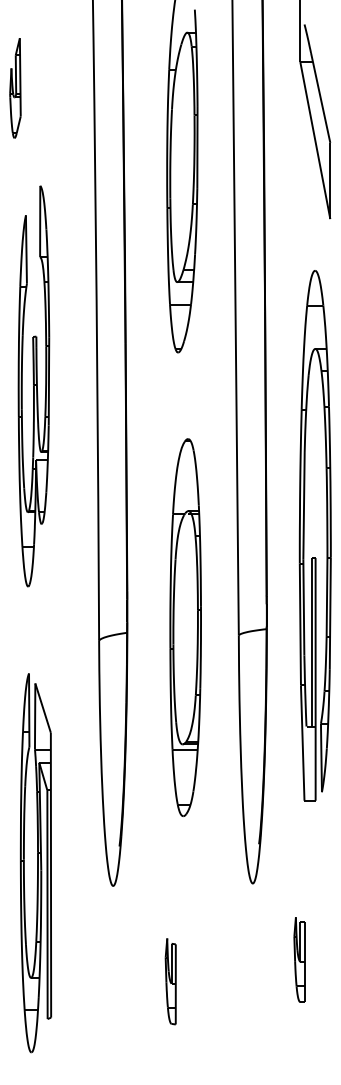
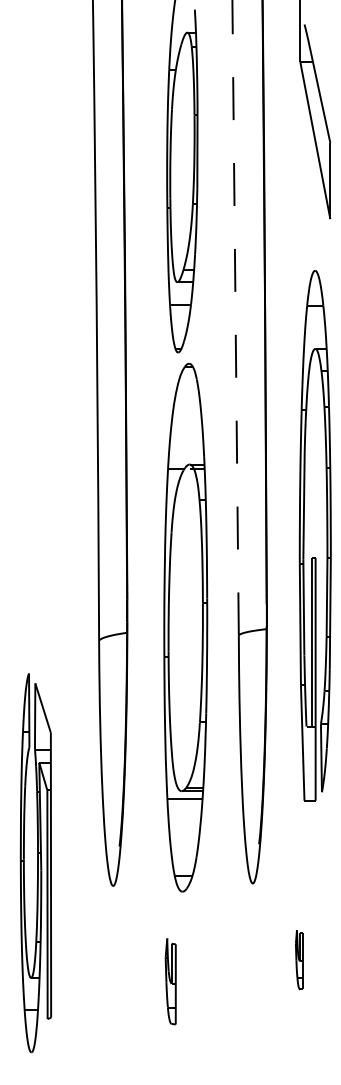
part: present -> none (15, 88)
line: solid -> dashed (235, 317)
part: present -> none (33, 386)
part size: 33x379 px -> 46x531 px (185, 627)
part size: 13x86 px -> 9x61 px (299, 960)
